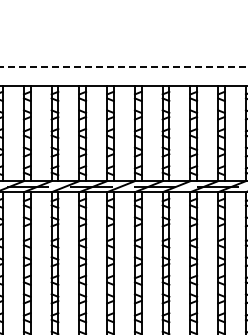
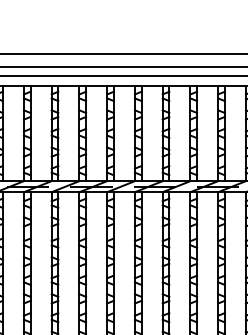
line: none -> present (123, 54)
line: dashed -> solid (123, 67)
line: none -> present (123, 76)
